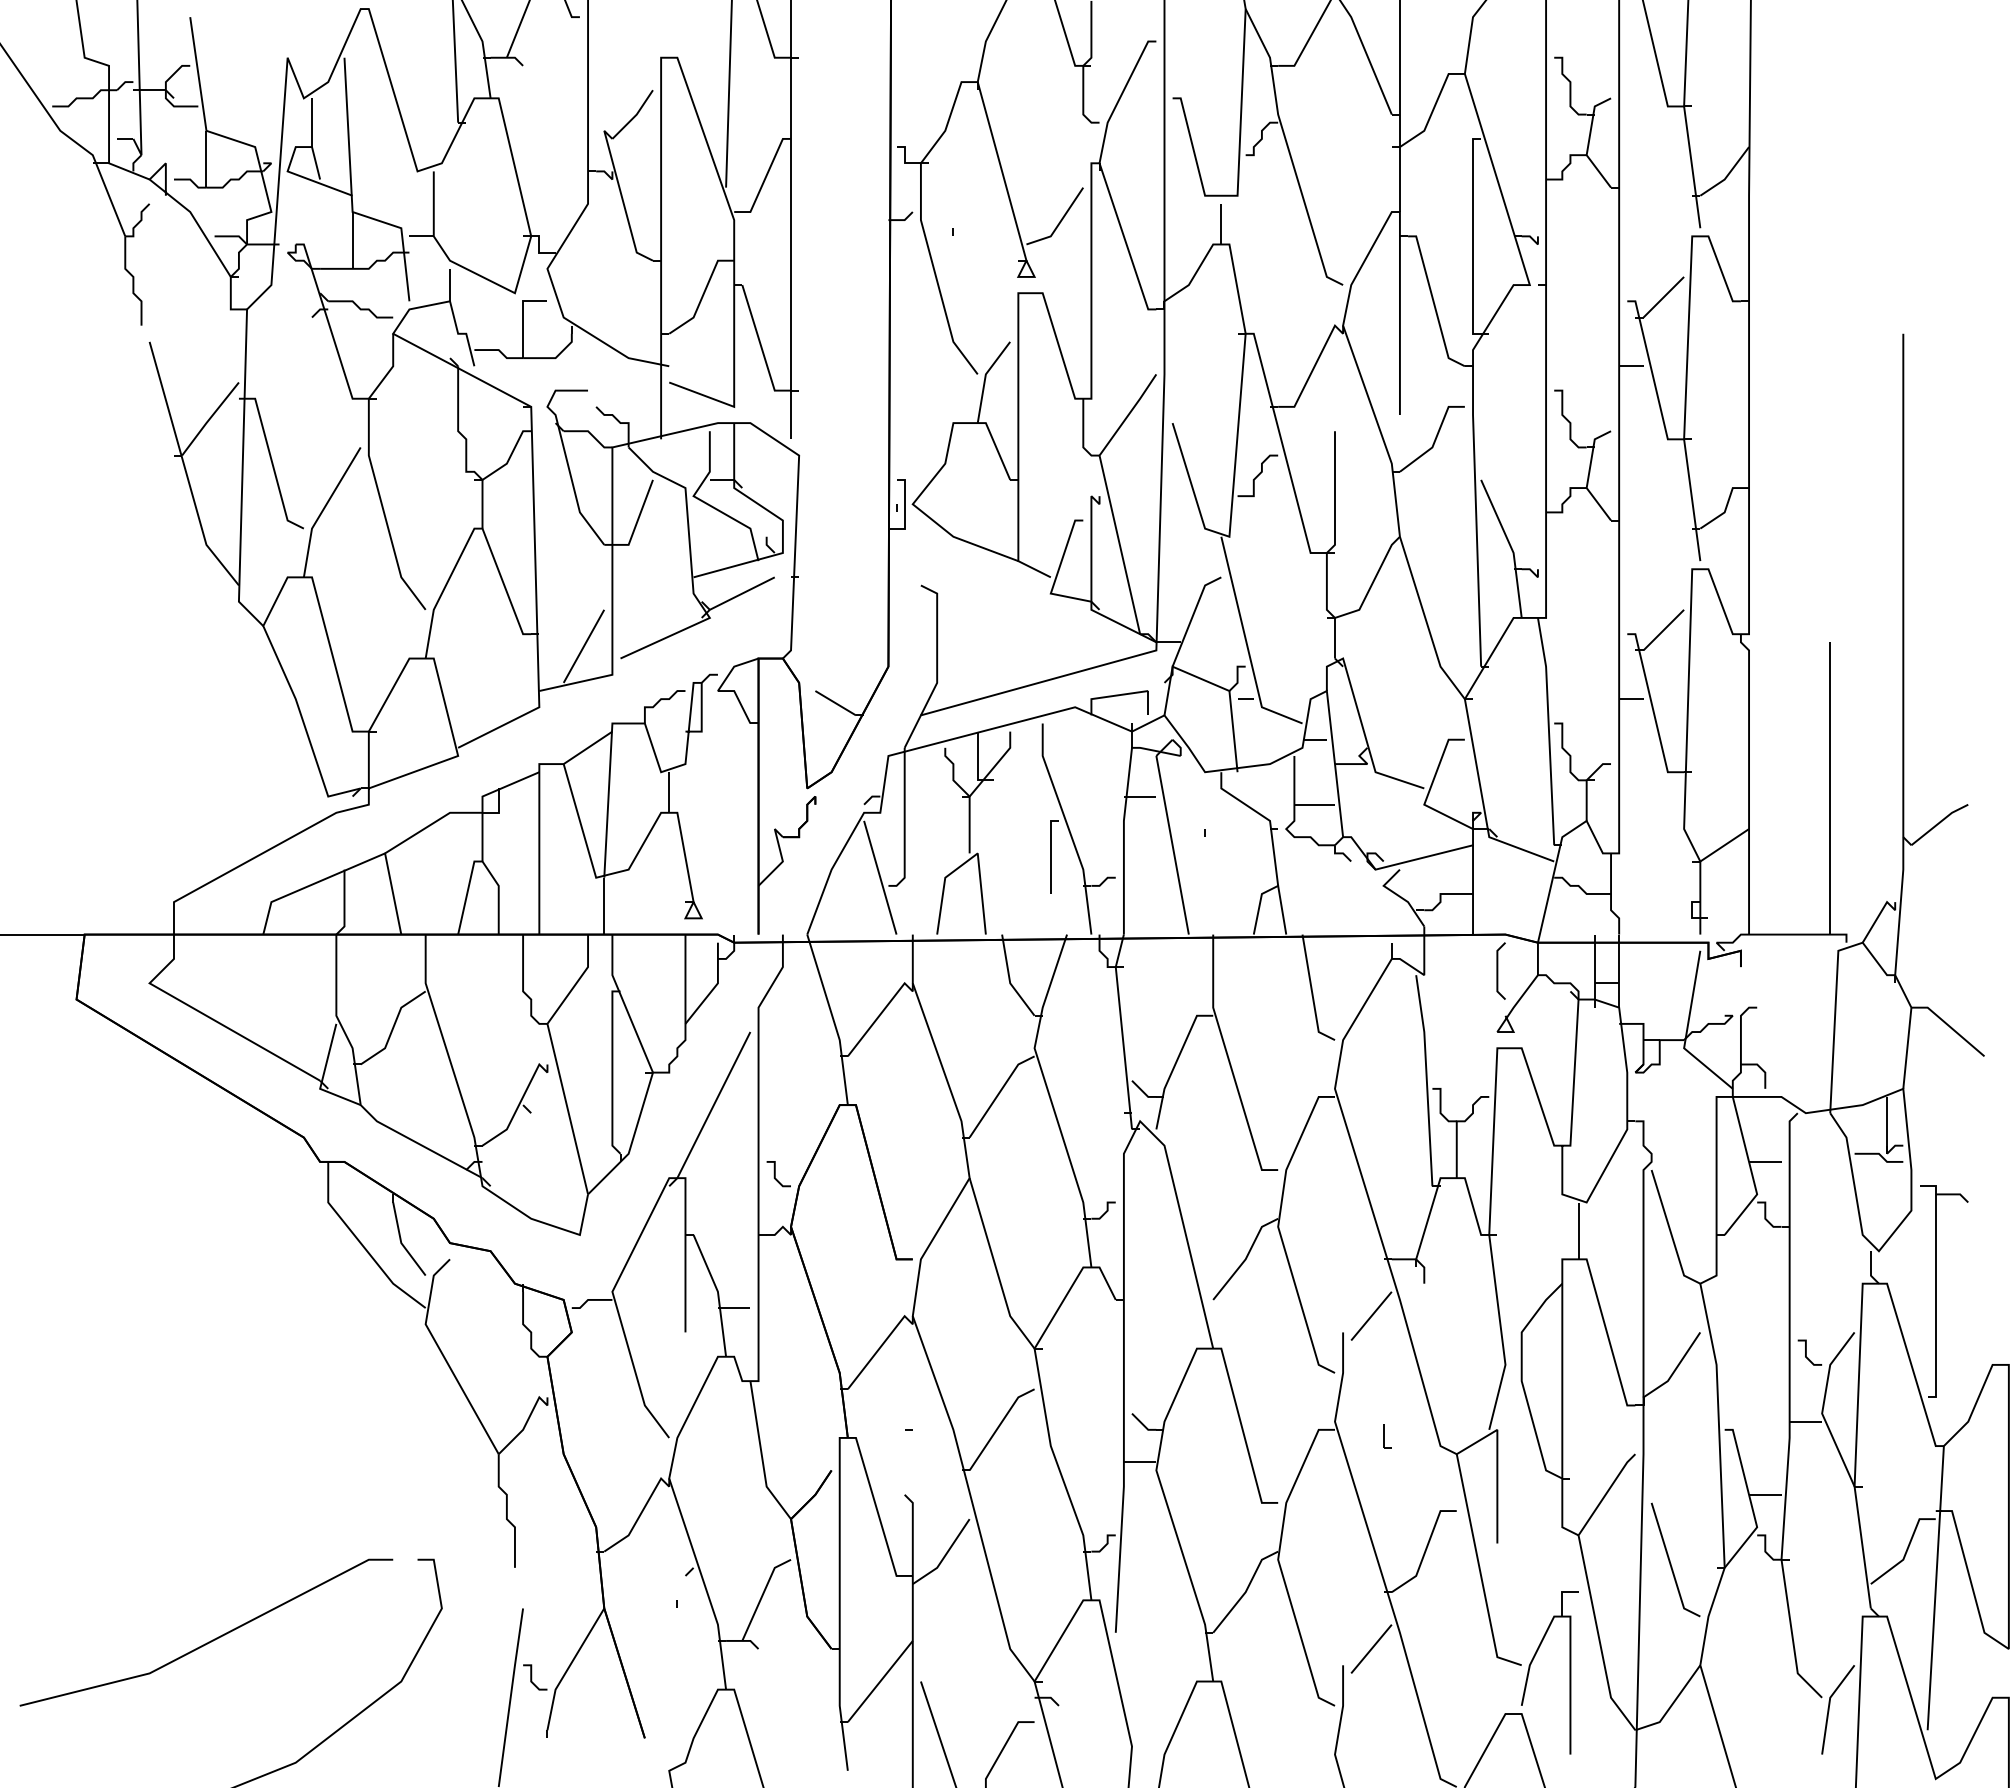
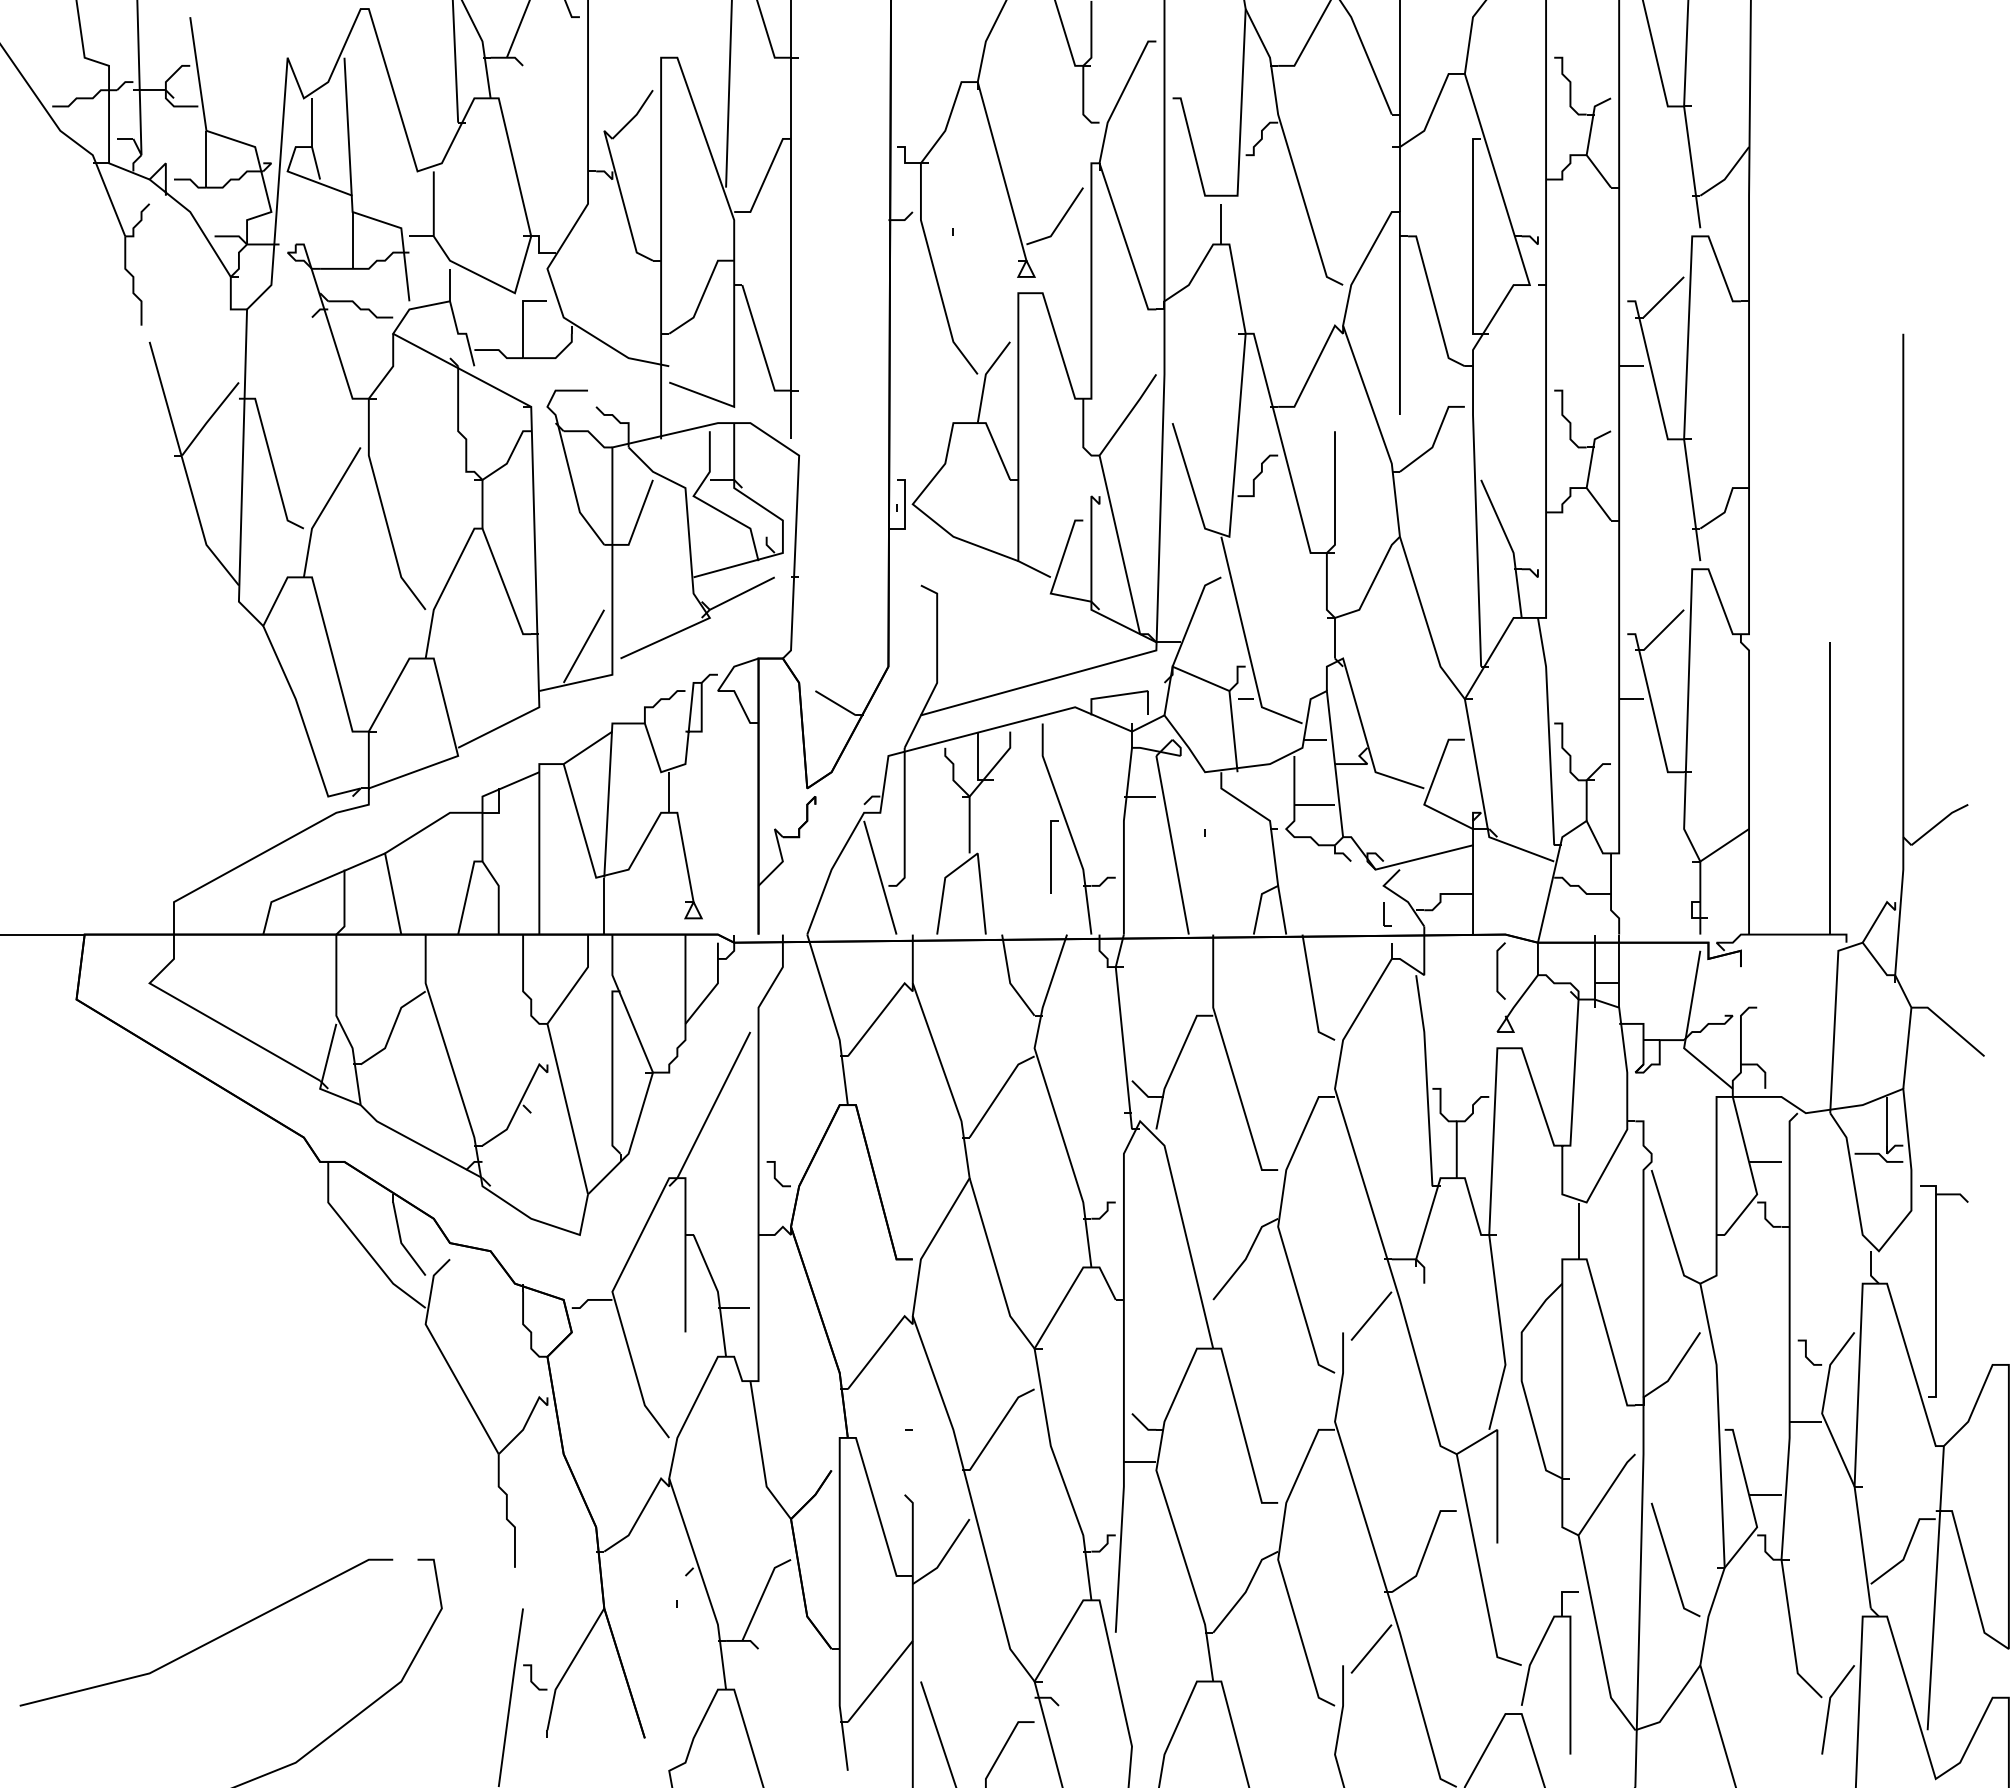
part position: (1387, 1436) -> (1387, 914) (1387, 914)
